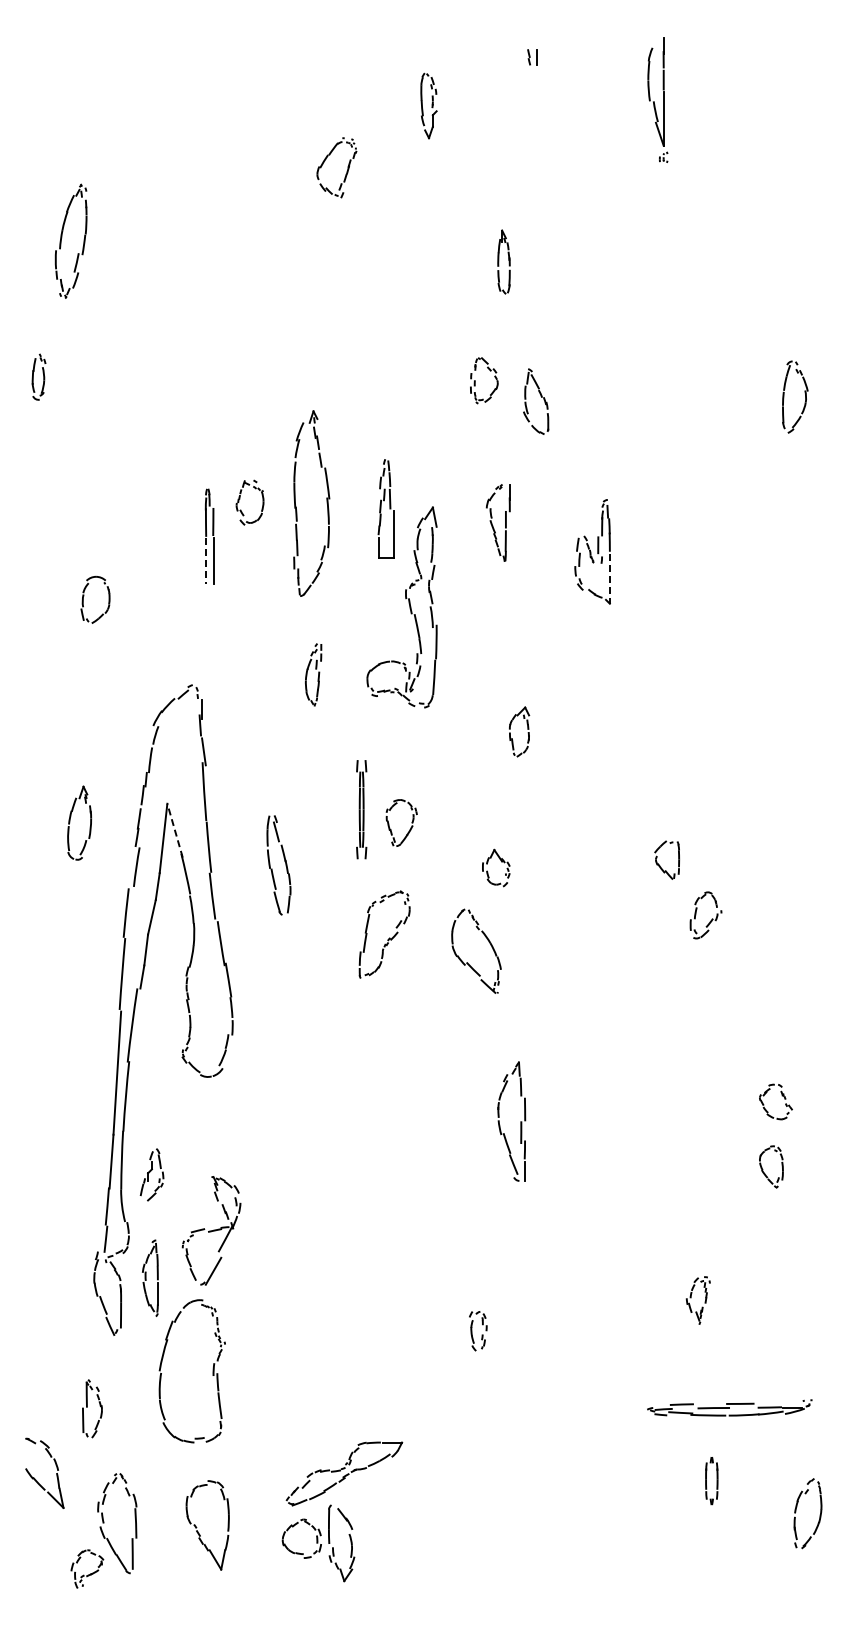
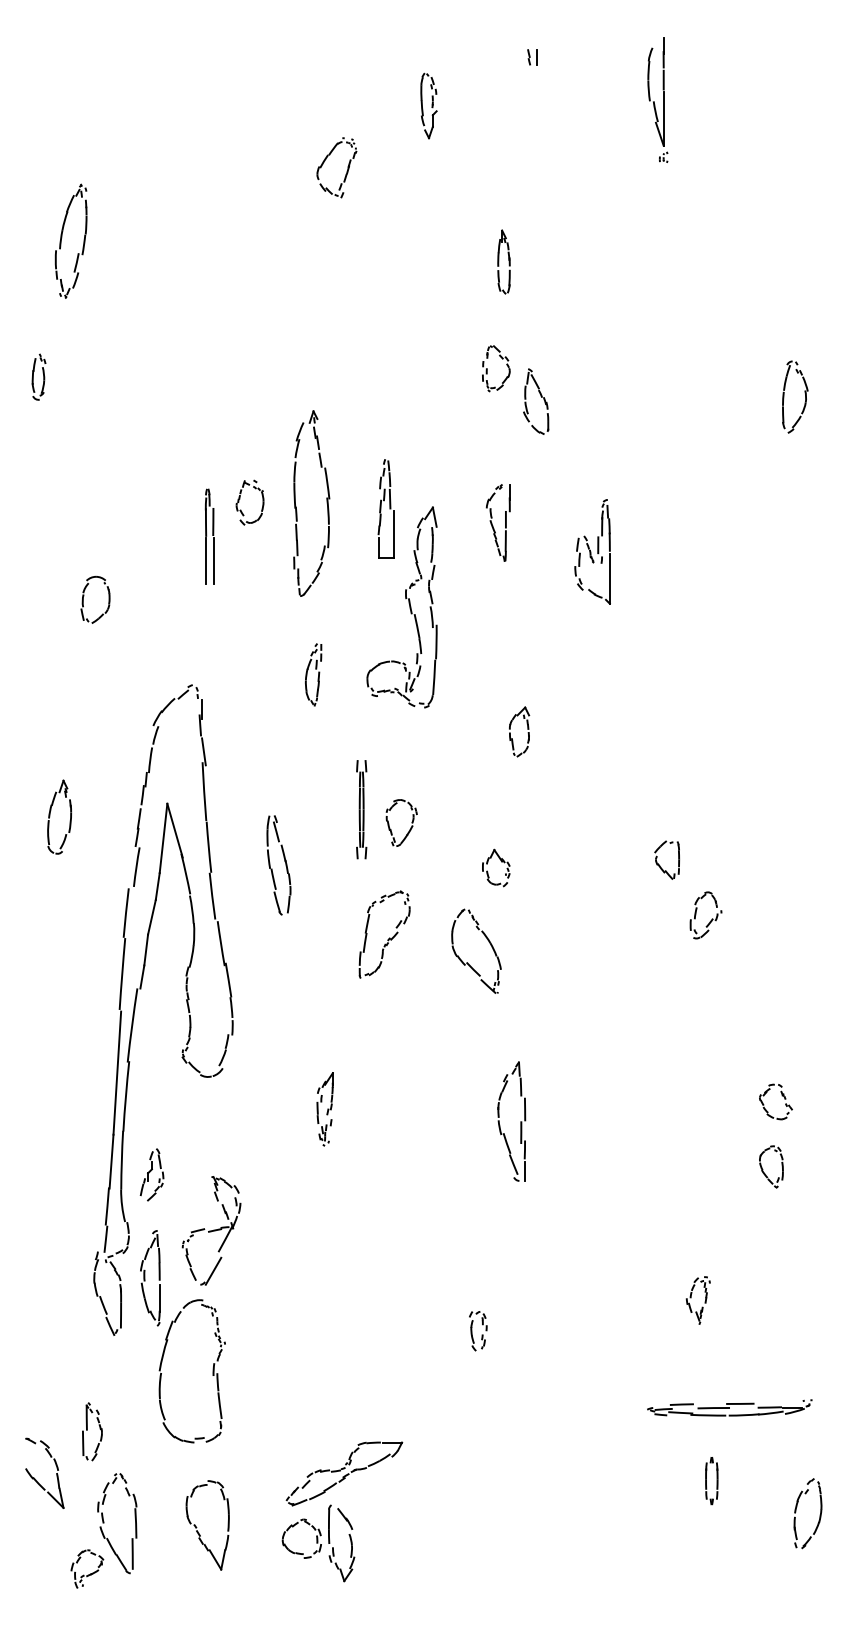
part position: (475, 380) -> (487, 368) (487, 368)
line: dashed -> solid (205, 561)
line: dashed -> solid (609, 578)
part position: (70, 822) -> (50, 816) (50, 816)
line: dashed -> solid (174, 830)
part: none -> present (324, 1109)
part size: 17x78 px -> 21x97 px (150, 1278)
part position: (92, 1408) -> (92, 1431) (92, 1431)
